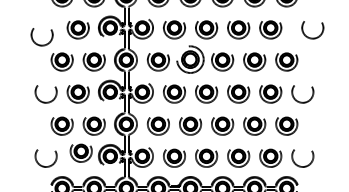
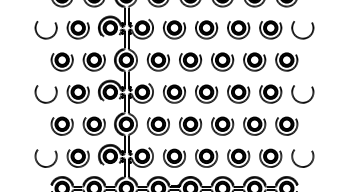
circle position: (312, 30) -> (302, 30) (302, 30)
circle position: (41, 37) -> (45, 30) (45, 30)
part size: 29x28 px -> 24x20 px (190, 61)
part position: (80, 152) -> (77, 157) (77, 157)
